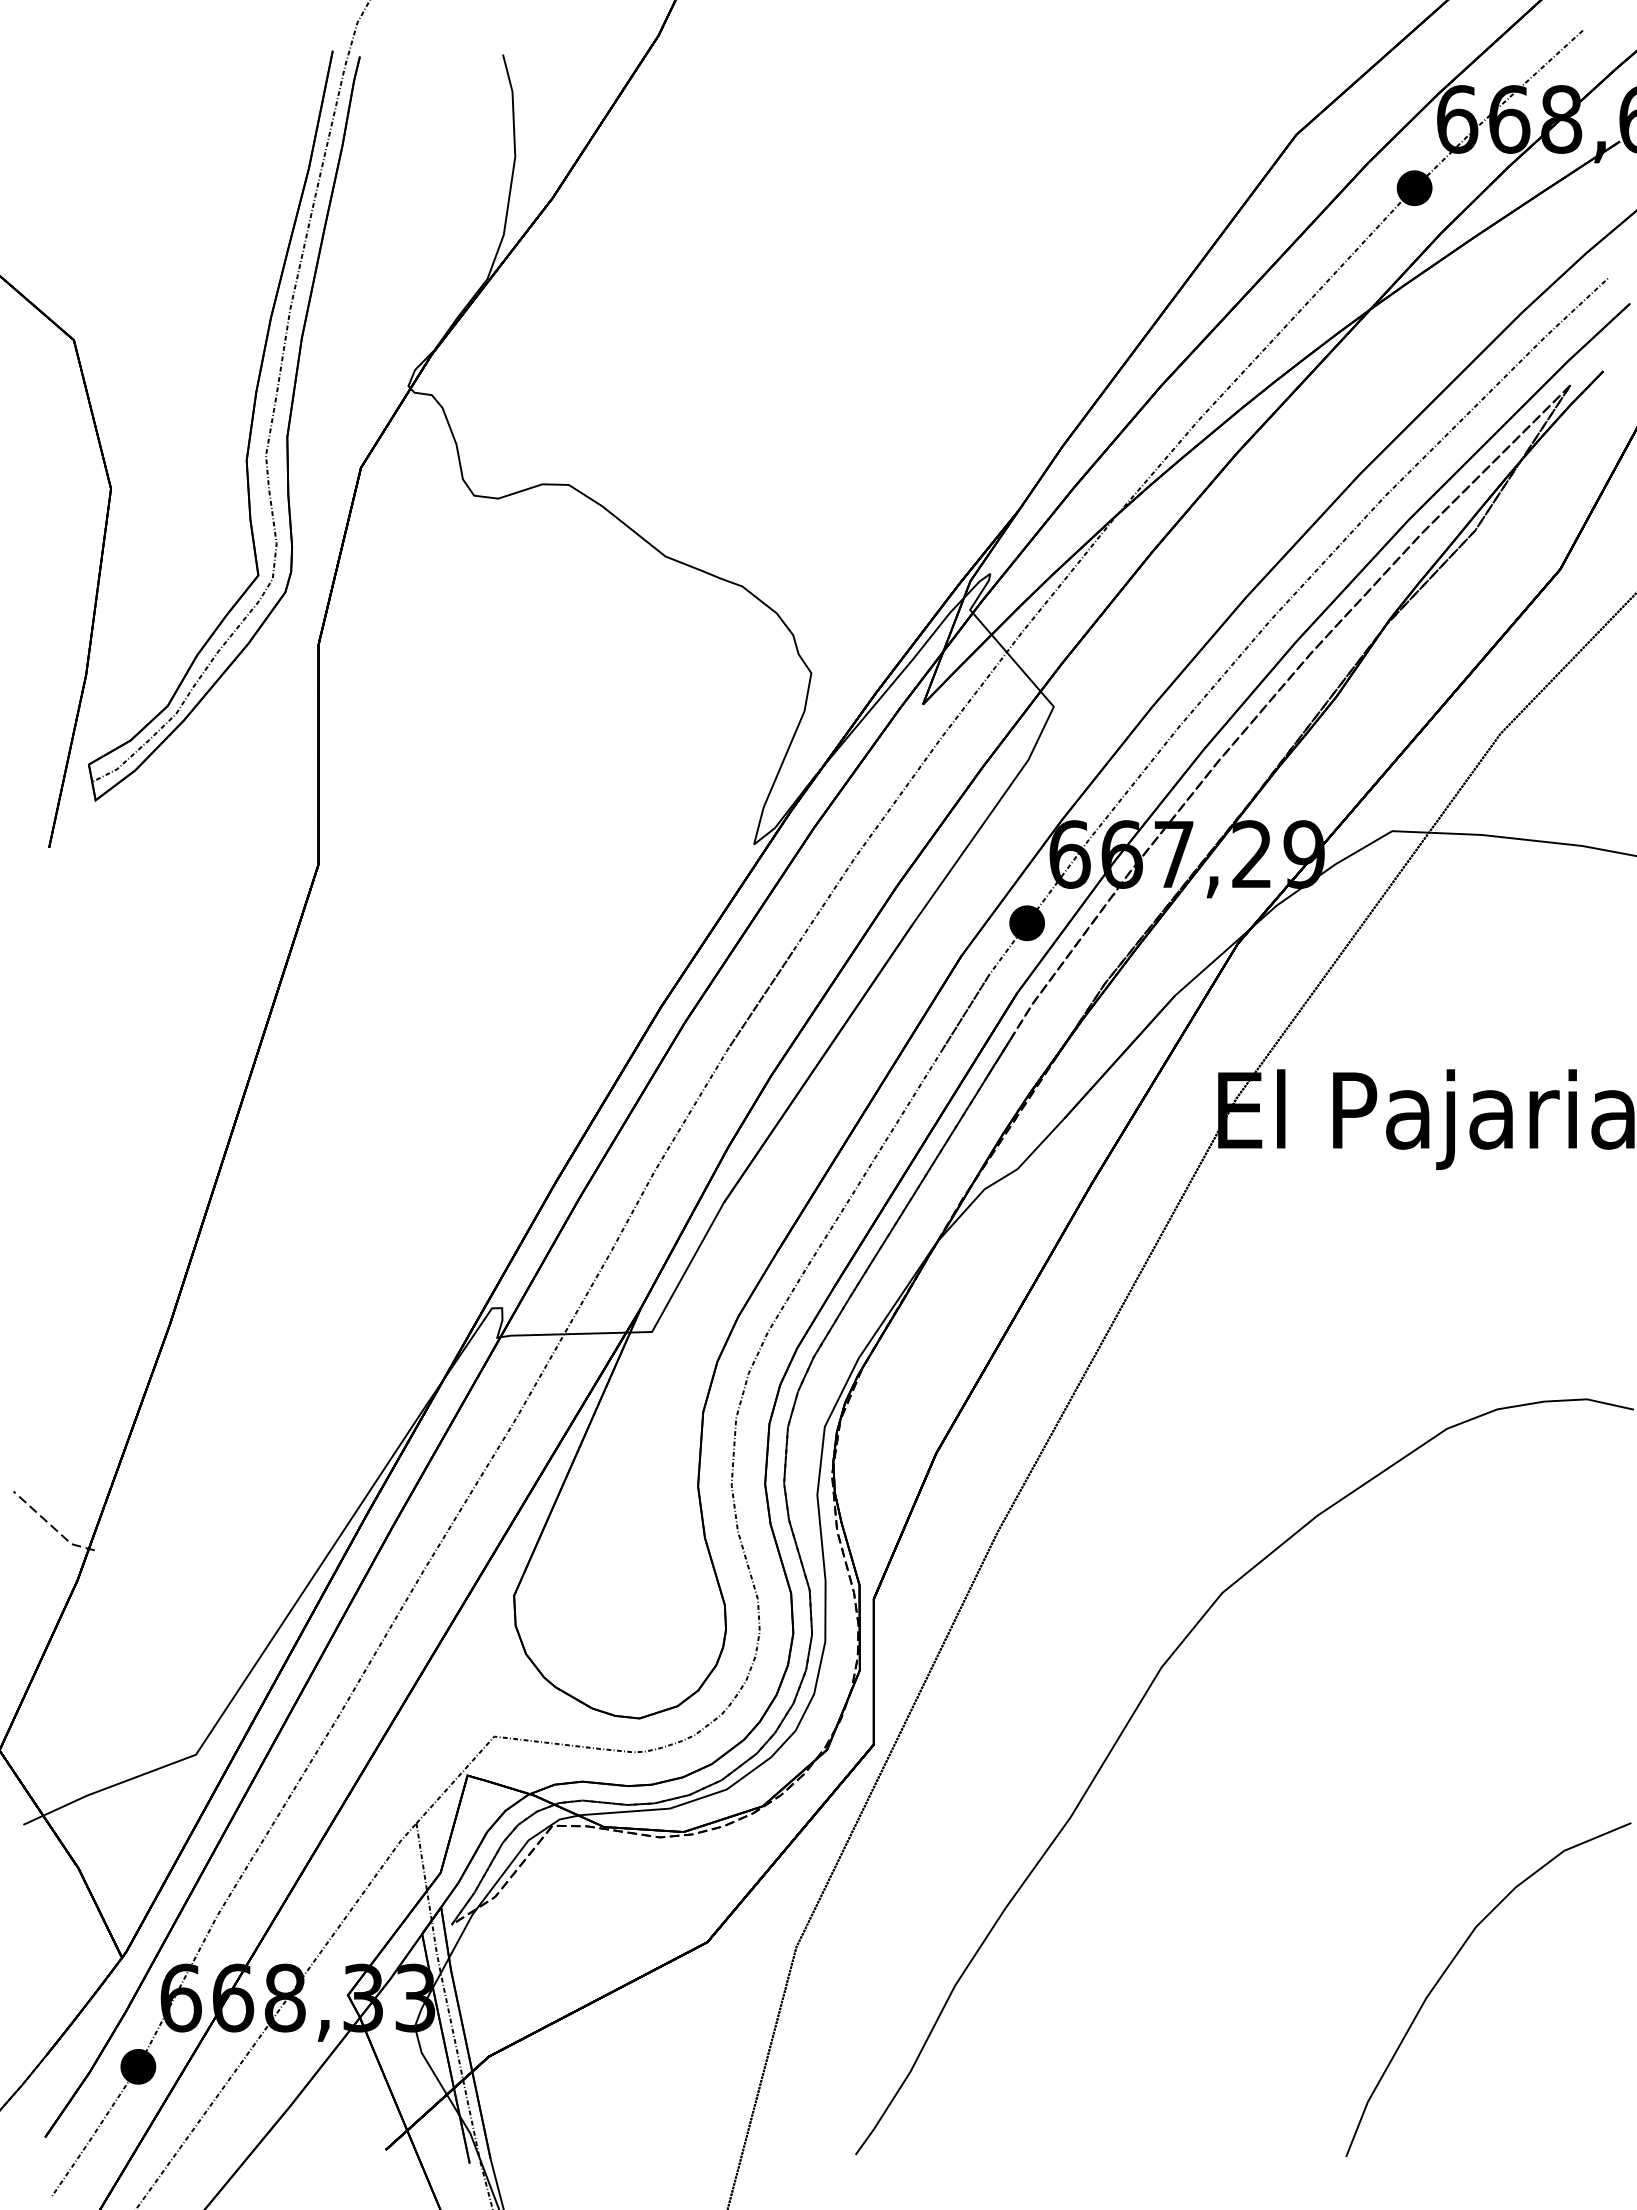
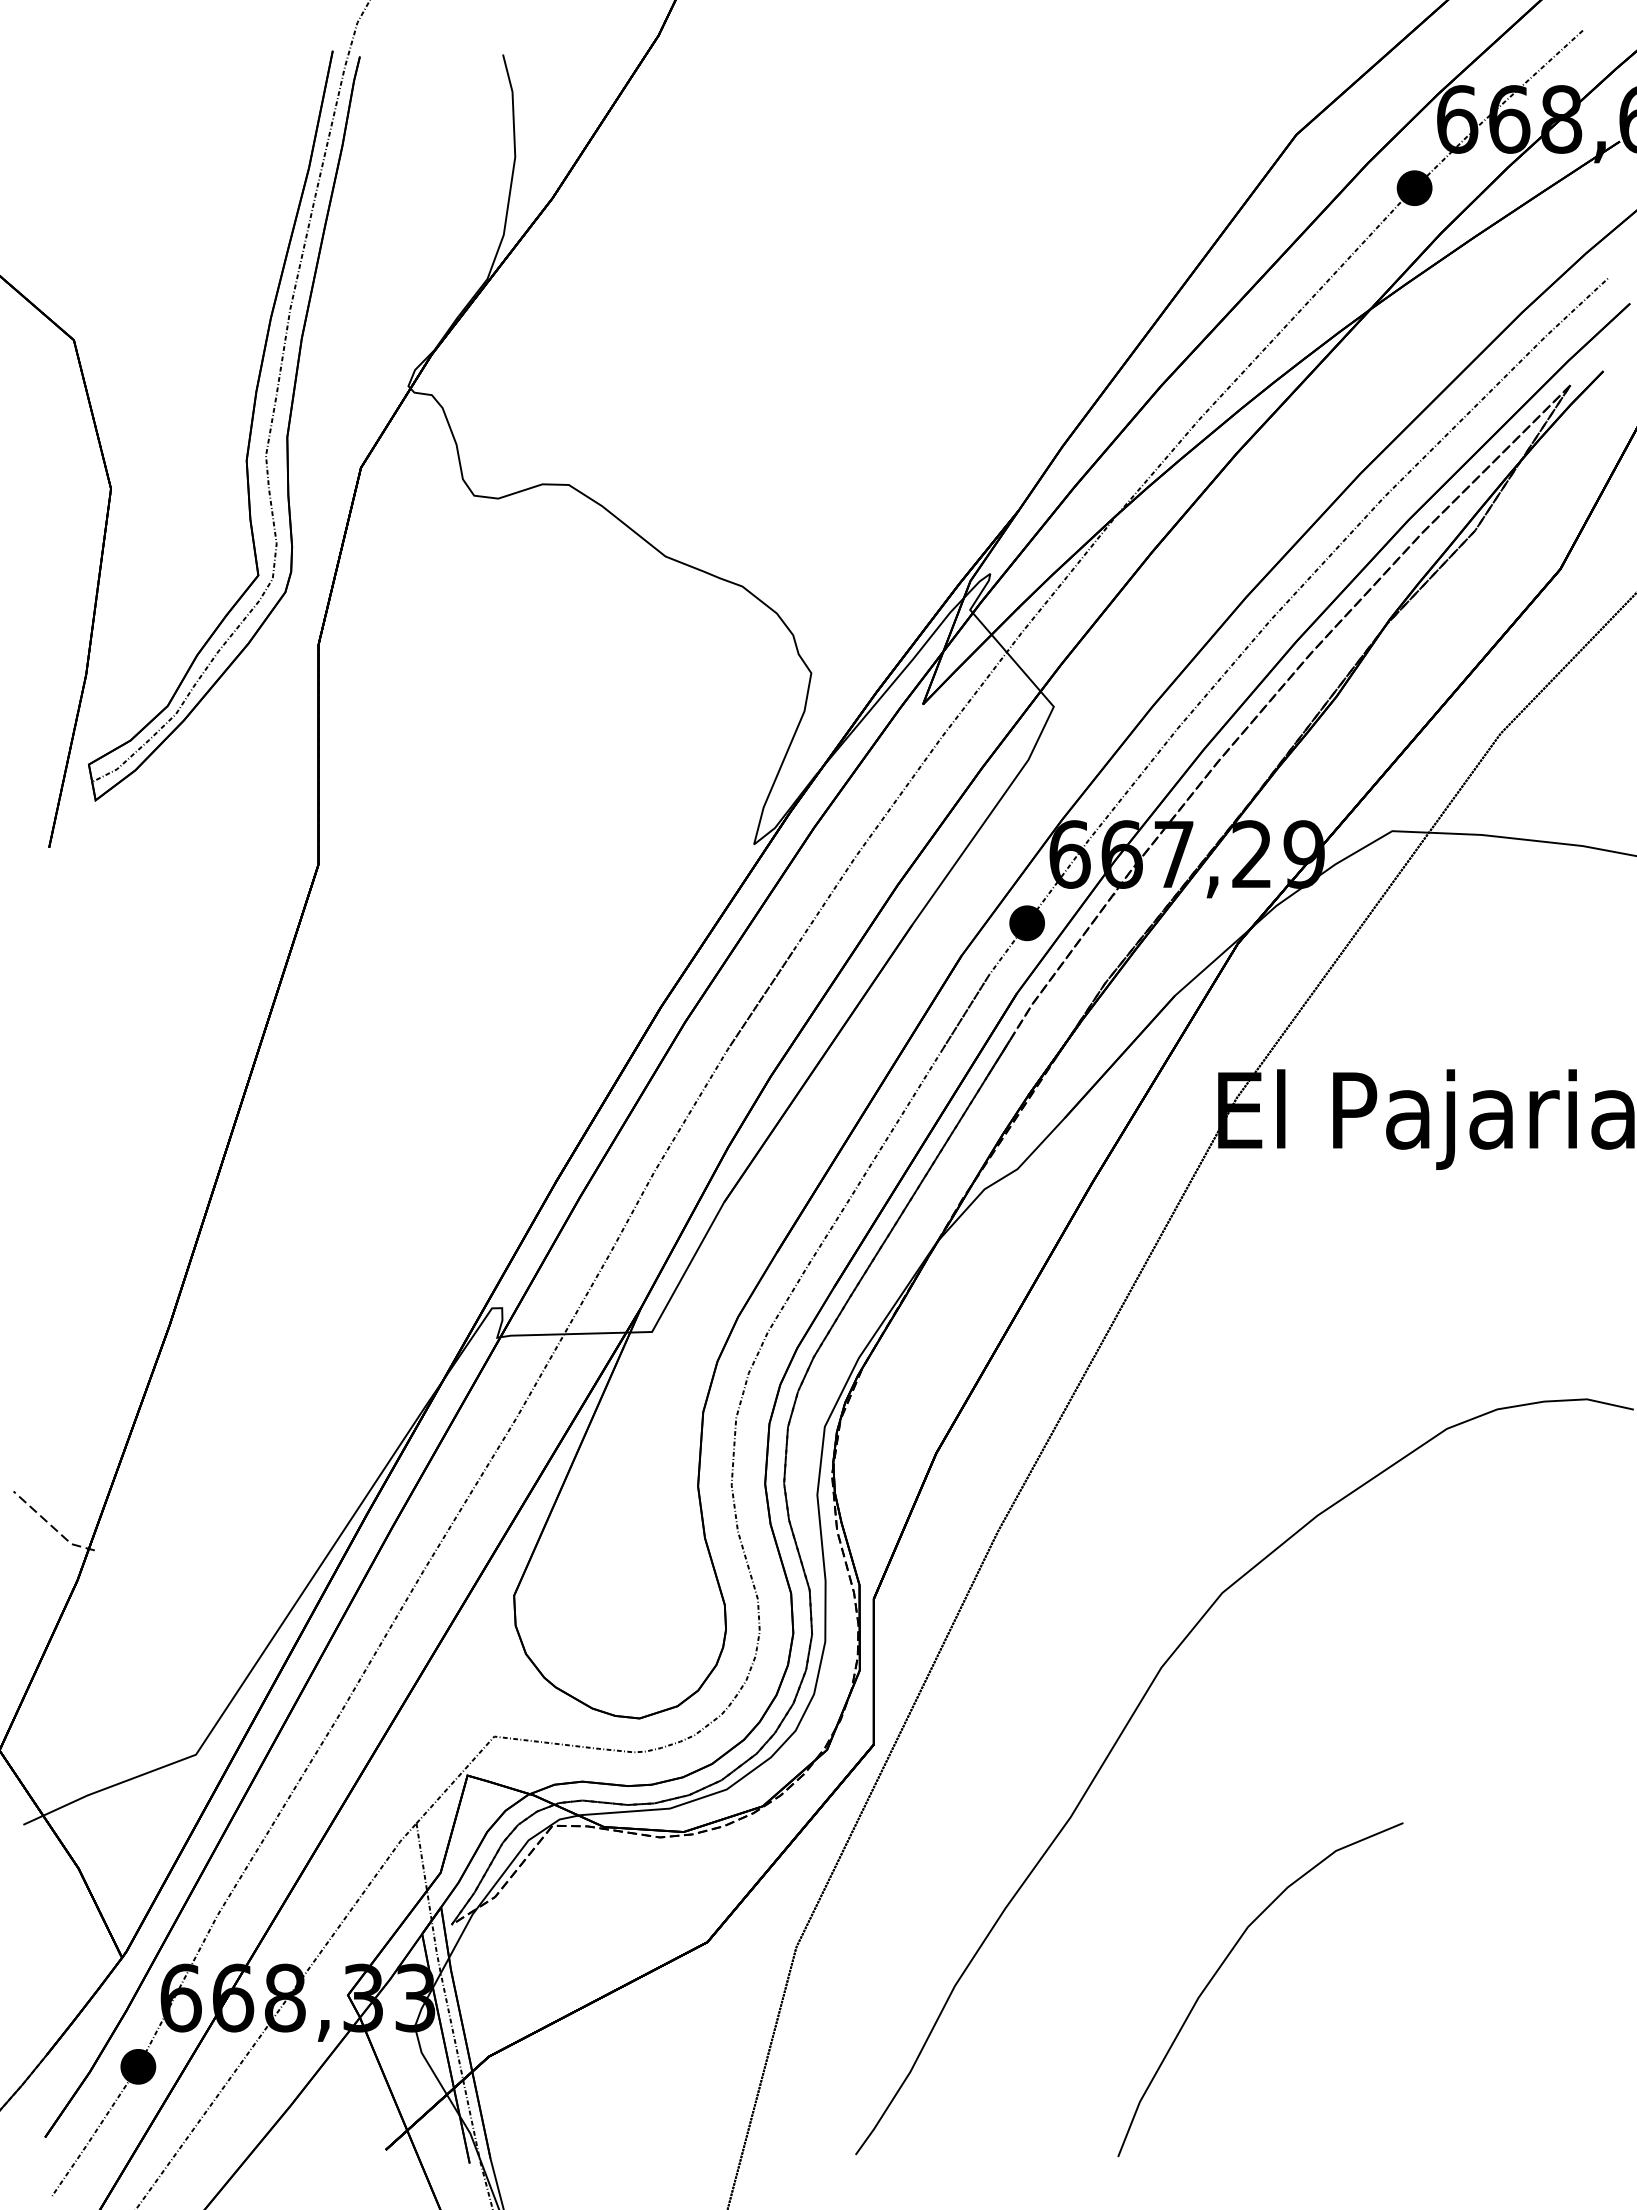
curve position: (1453, 1961) -> (1225, 1961) (1225, 1961)
